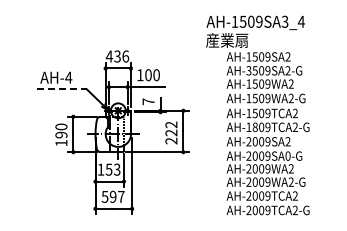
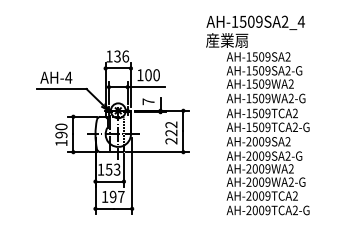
text: AH-1509SA3_4 -> AH-1509SA2_4 (284, 21)
text: 436 -> 136 (109, 56)
text: AH-3509SA2-G -> AH-1509SA2-G (248, 70)
line: dashed -> solid (61, 89)
text: AH-1809TCA2-G -> AH-1509TCA2-G (254, 126)
text: AH-2009SA0-G -> AH-2009SA2-G (287, 155)
text: 597 -> 197 (104, 196)
